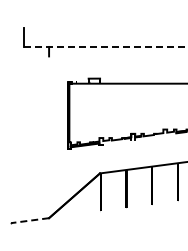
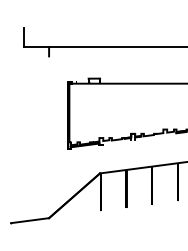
line: dashed -> solid (105, 46)
line: dashed -> solid (29, 220)
